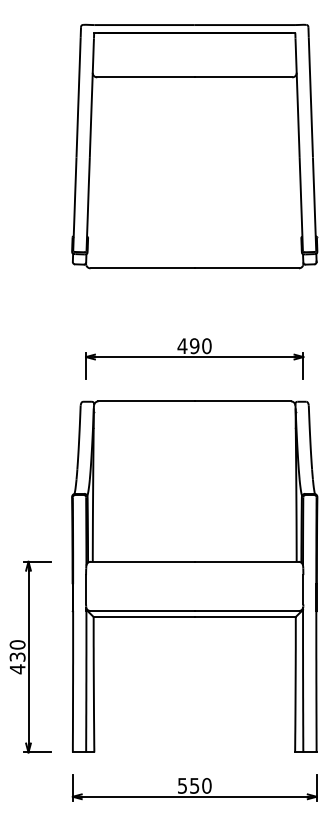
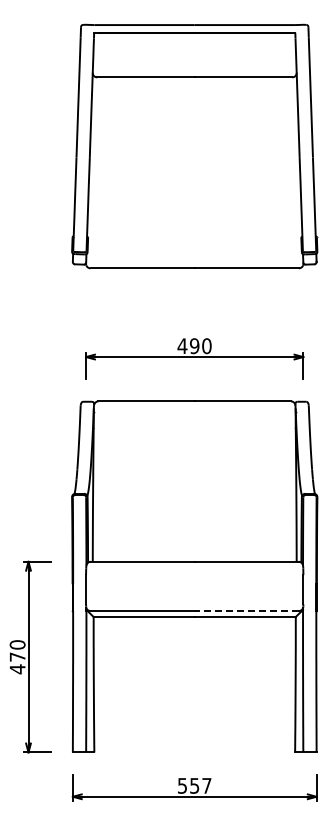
line: solid -> dashed (246, 611)
text: 430 -> 470 (17, 656)
text: 550 -> 557 (206, 785)
